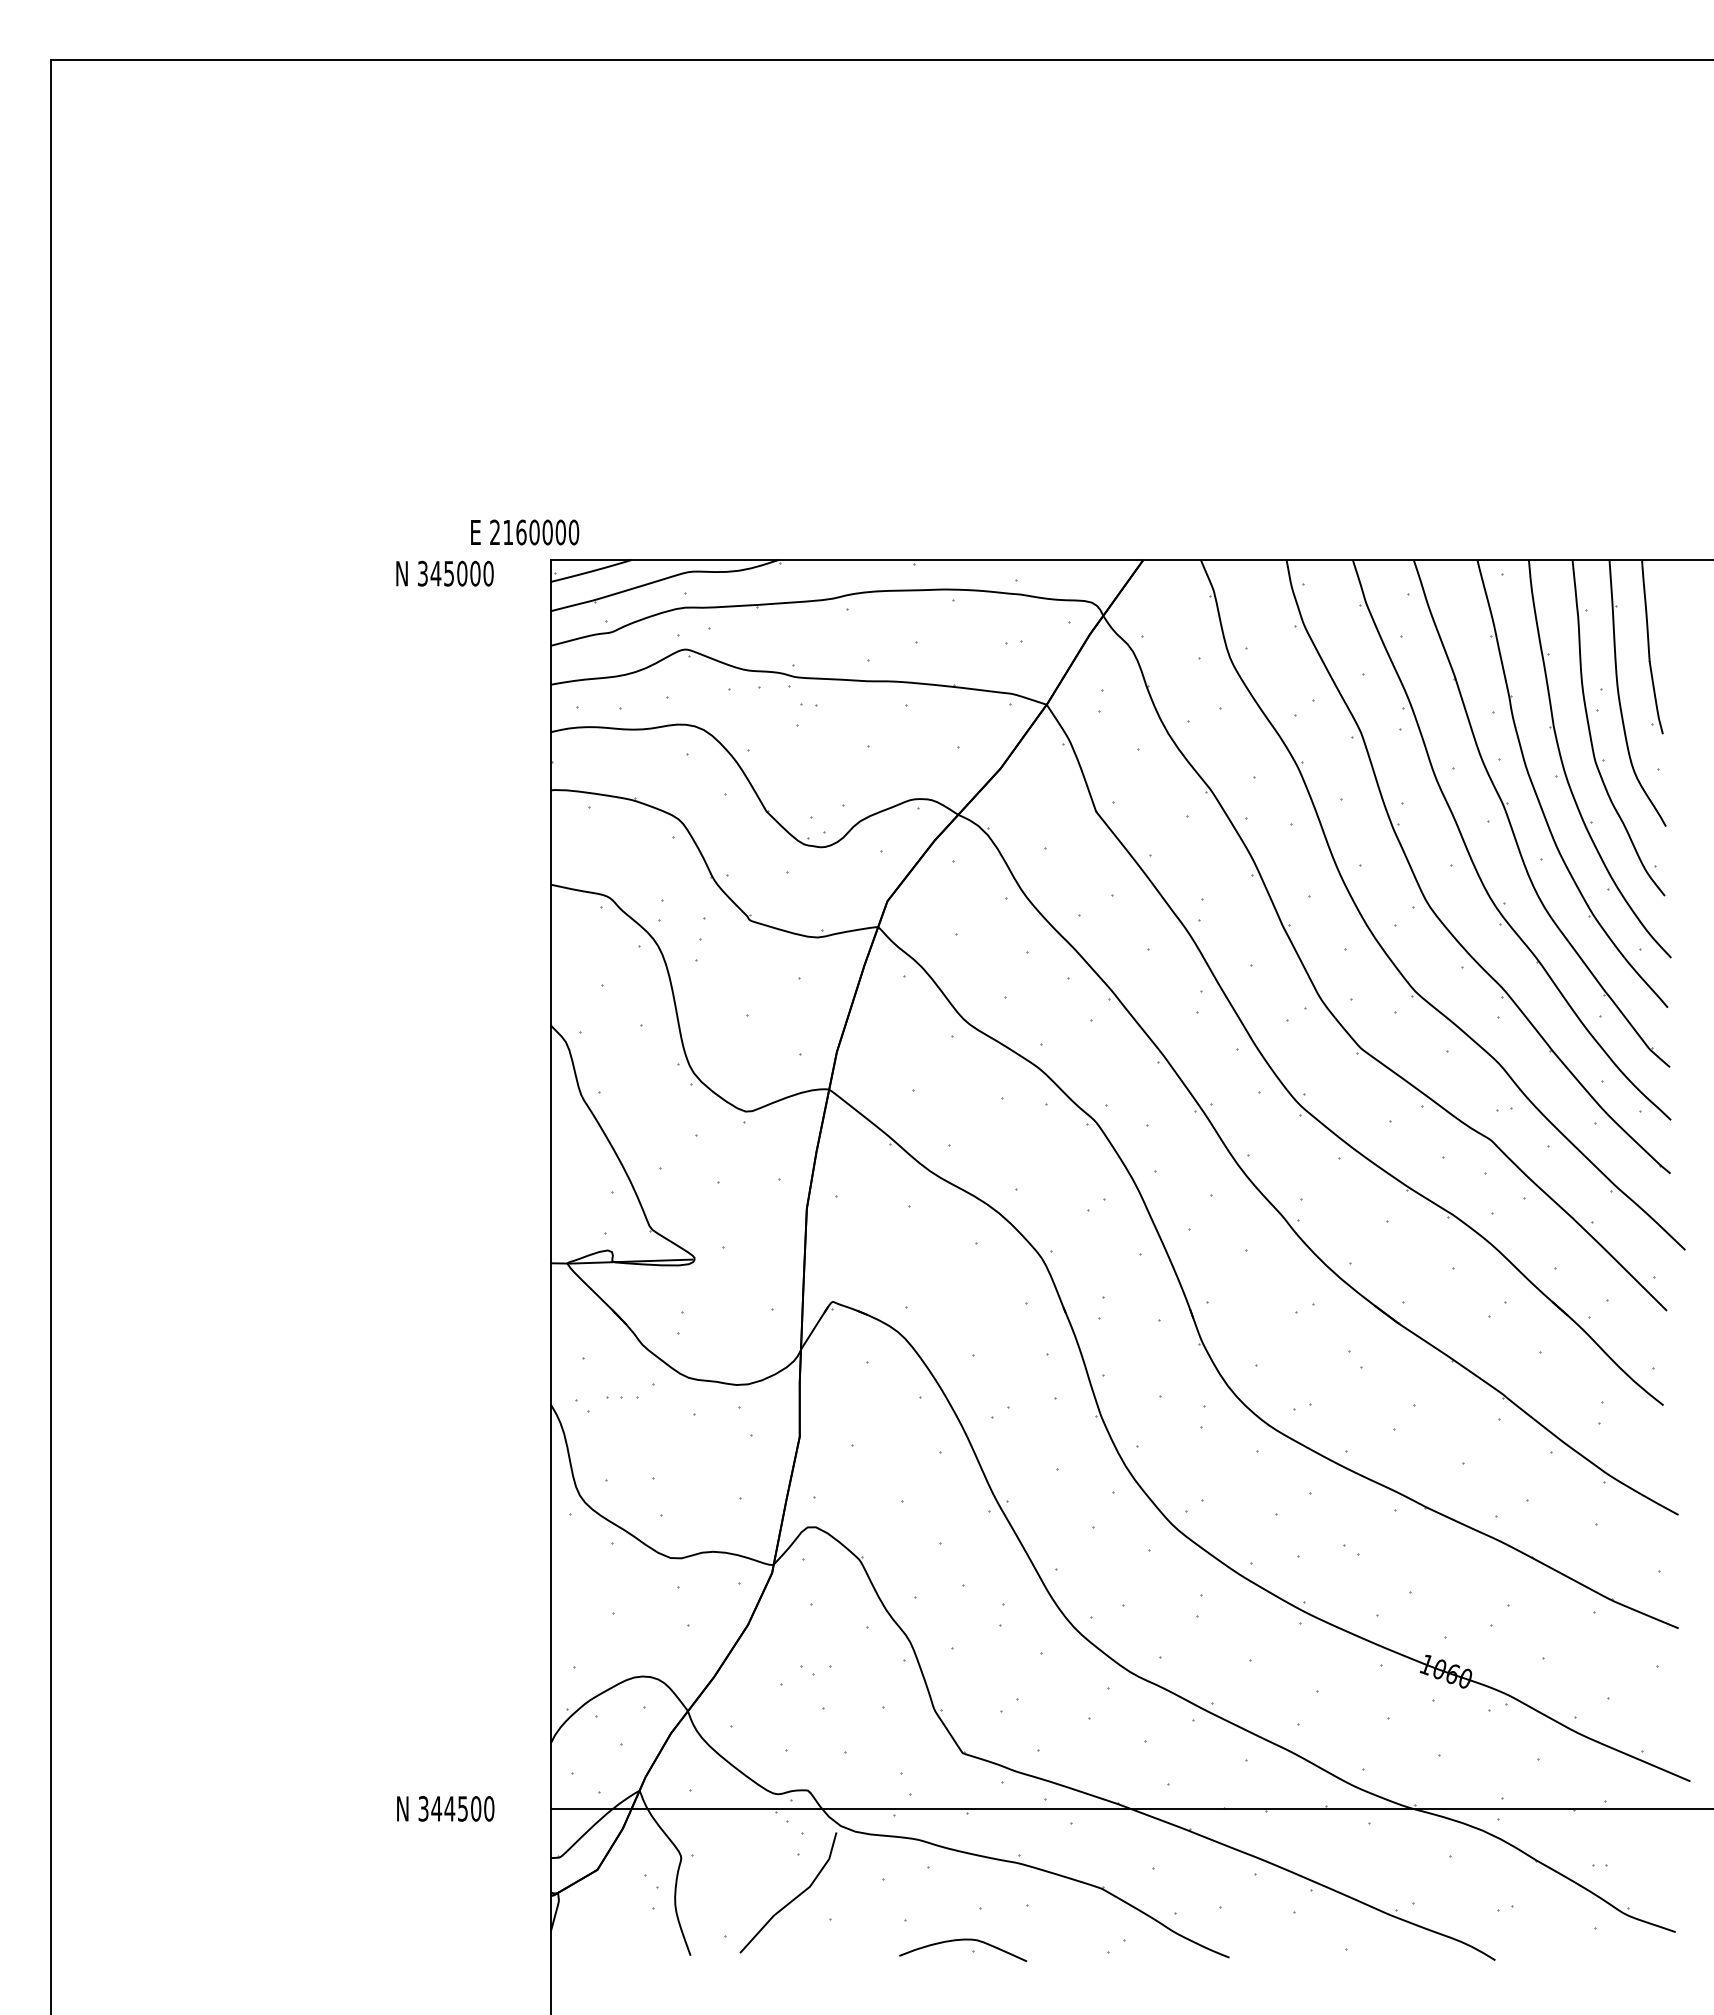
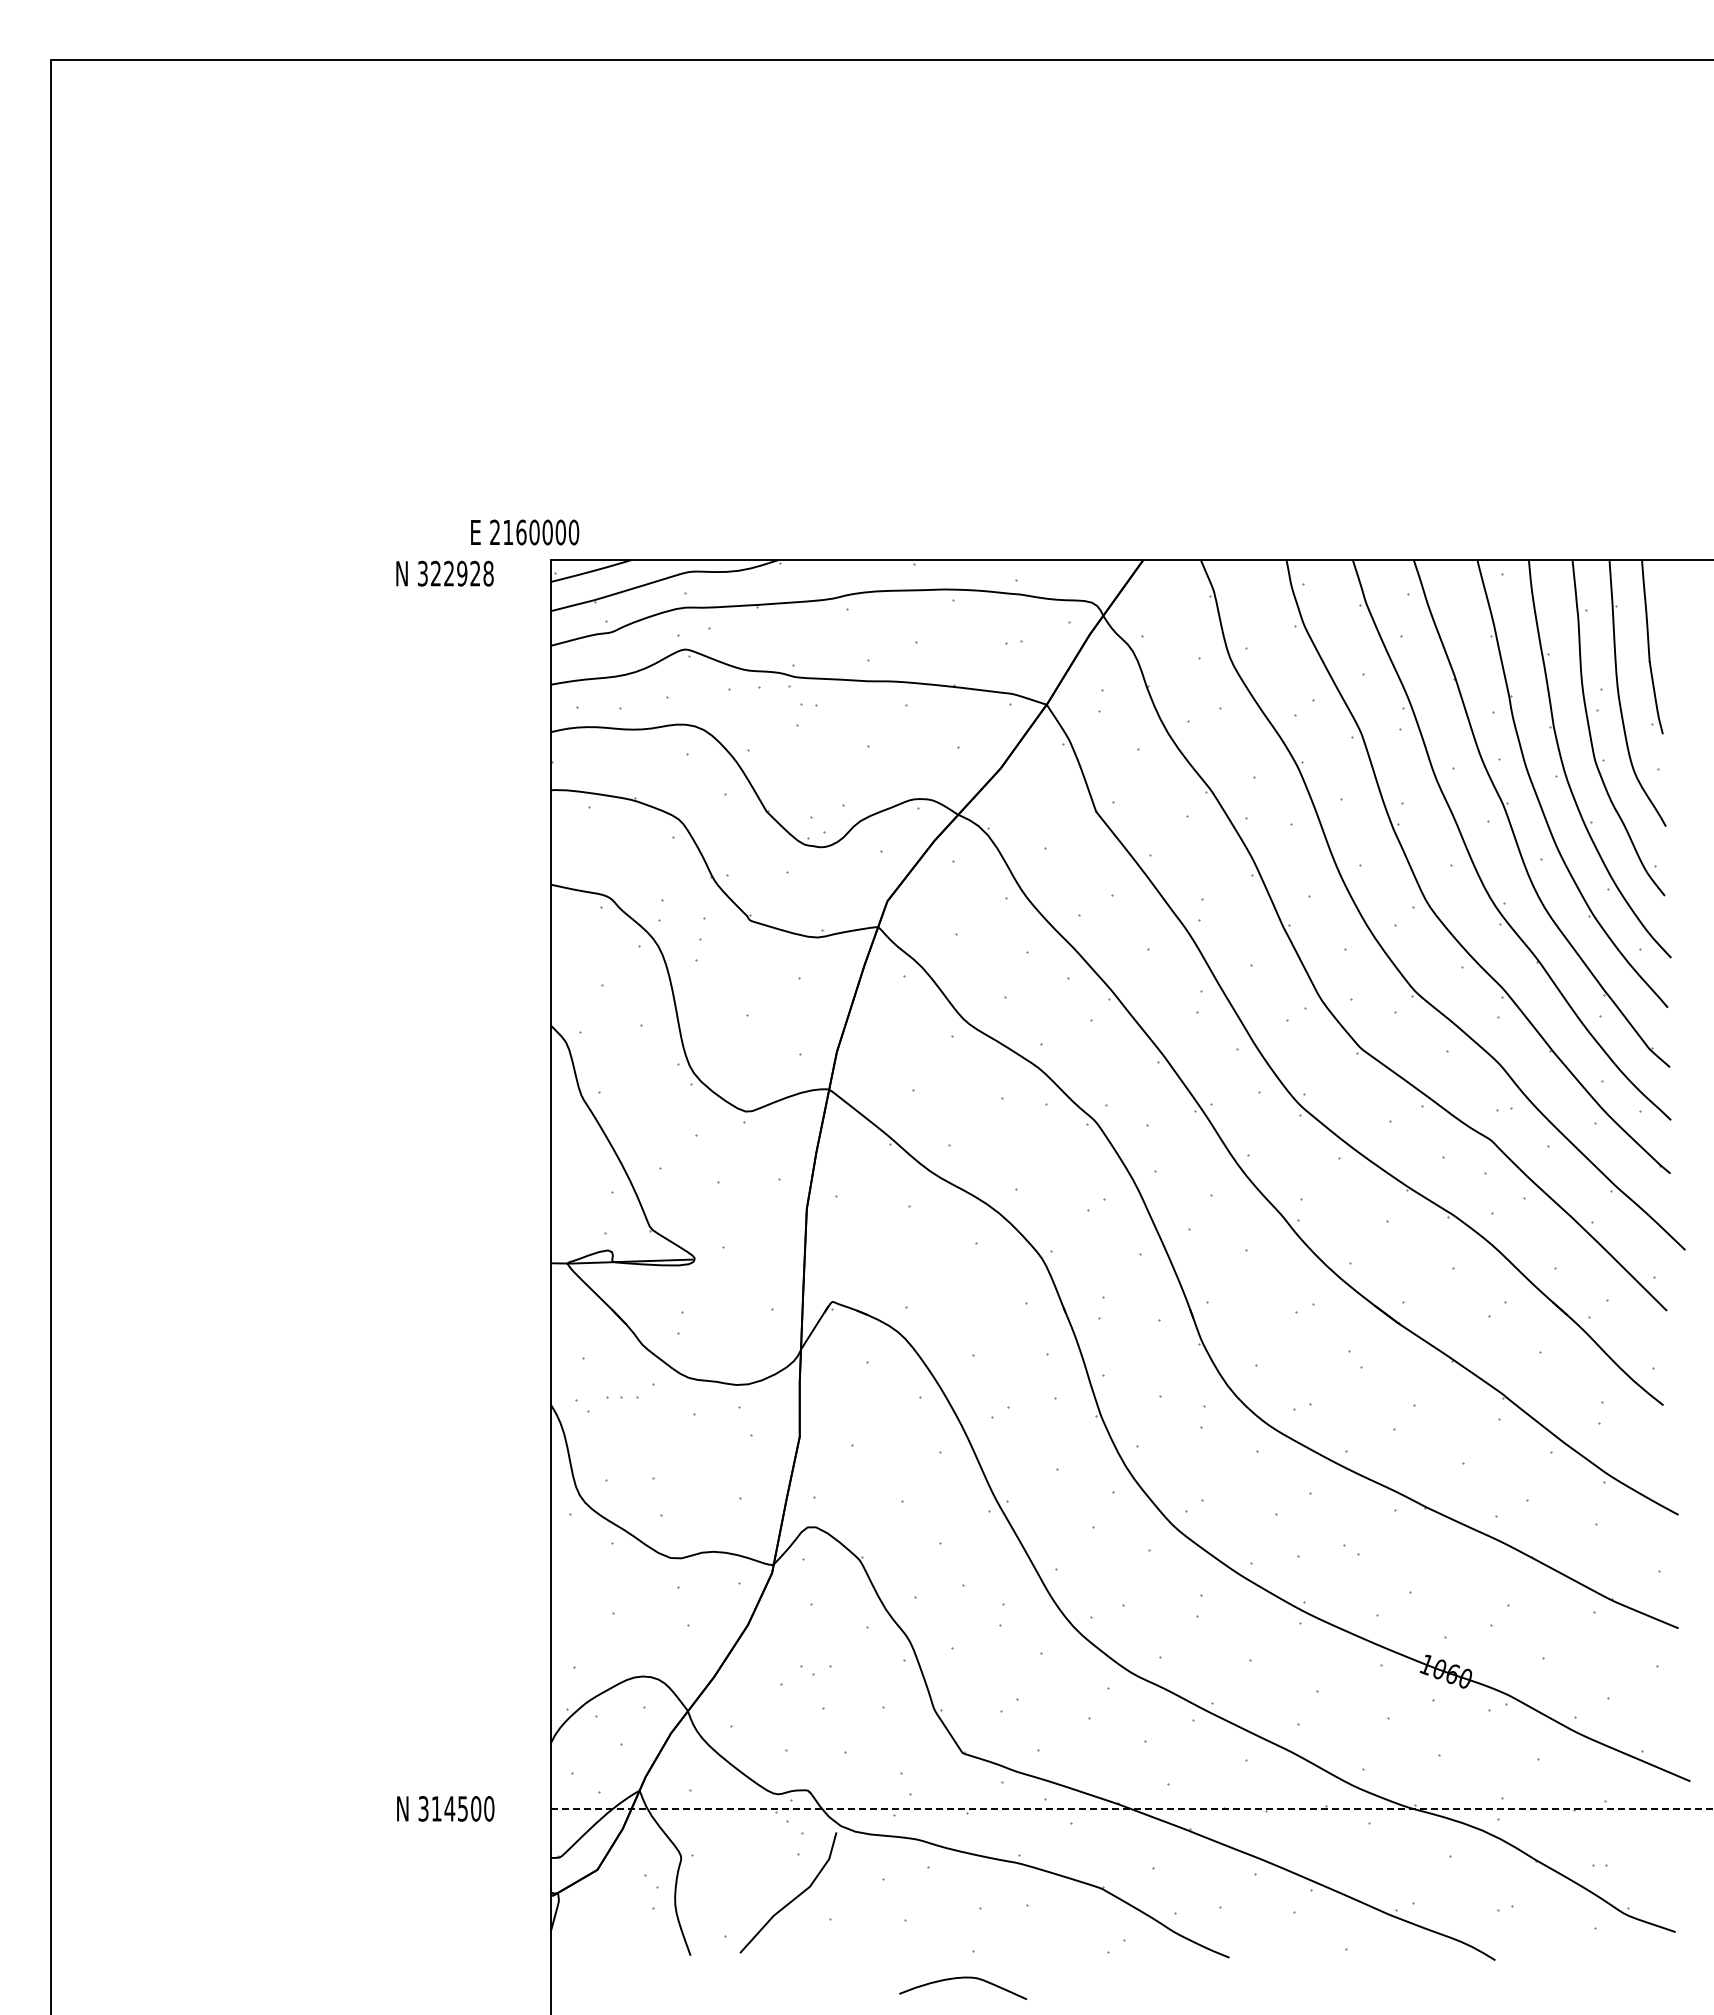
text: 345000 -> 322928 (461, 573)
text: 344500 -> 314500 (436, 1808)
line: solid -> dashed (1131, 1808)
curve position: (963, 1940) -> (963, 1978) (963, 1978)
